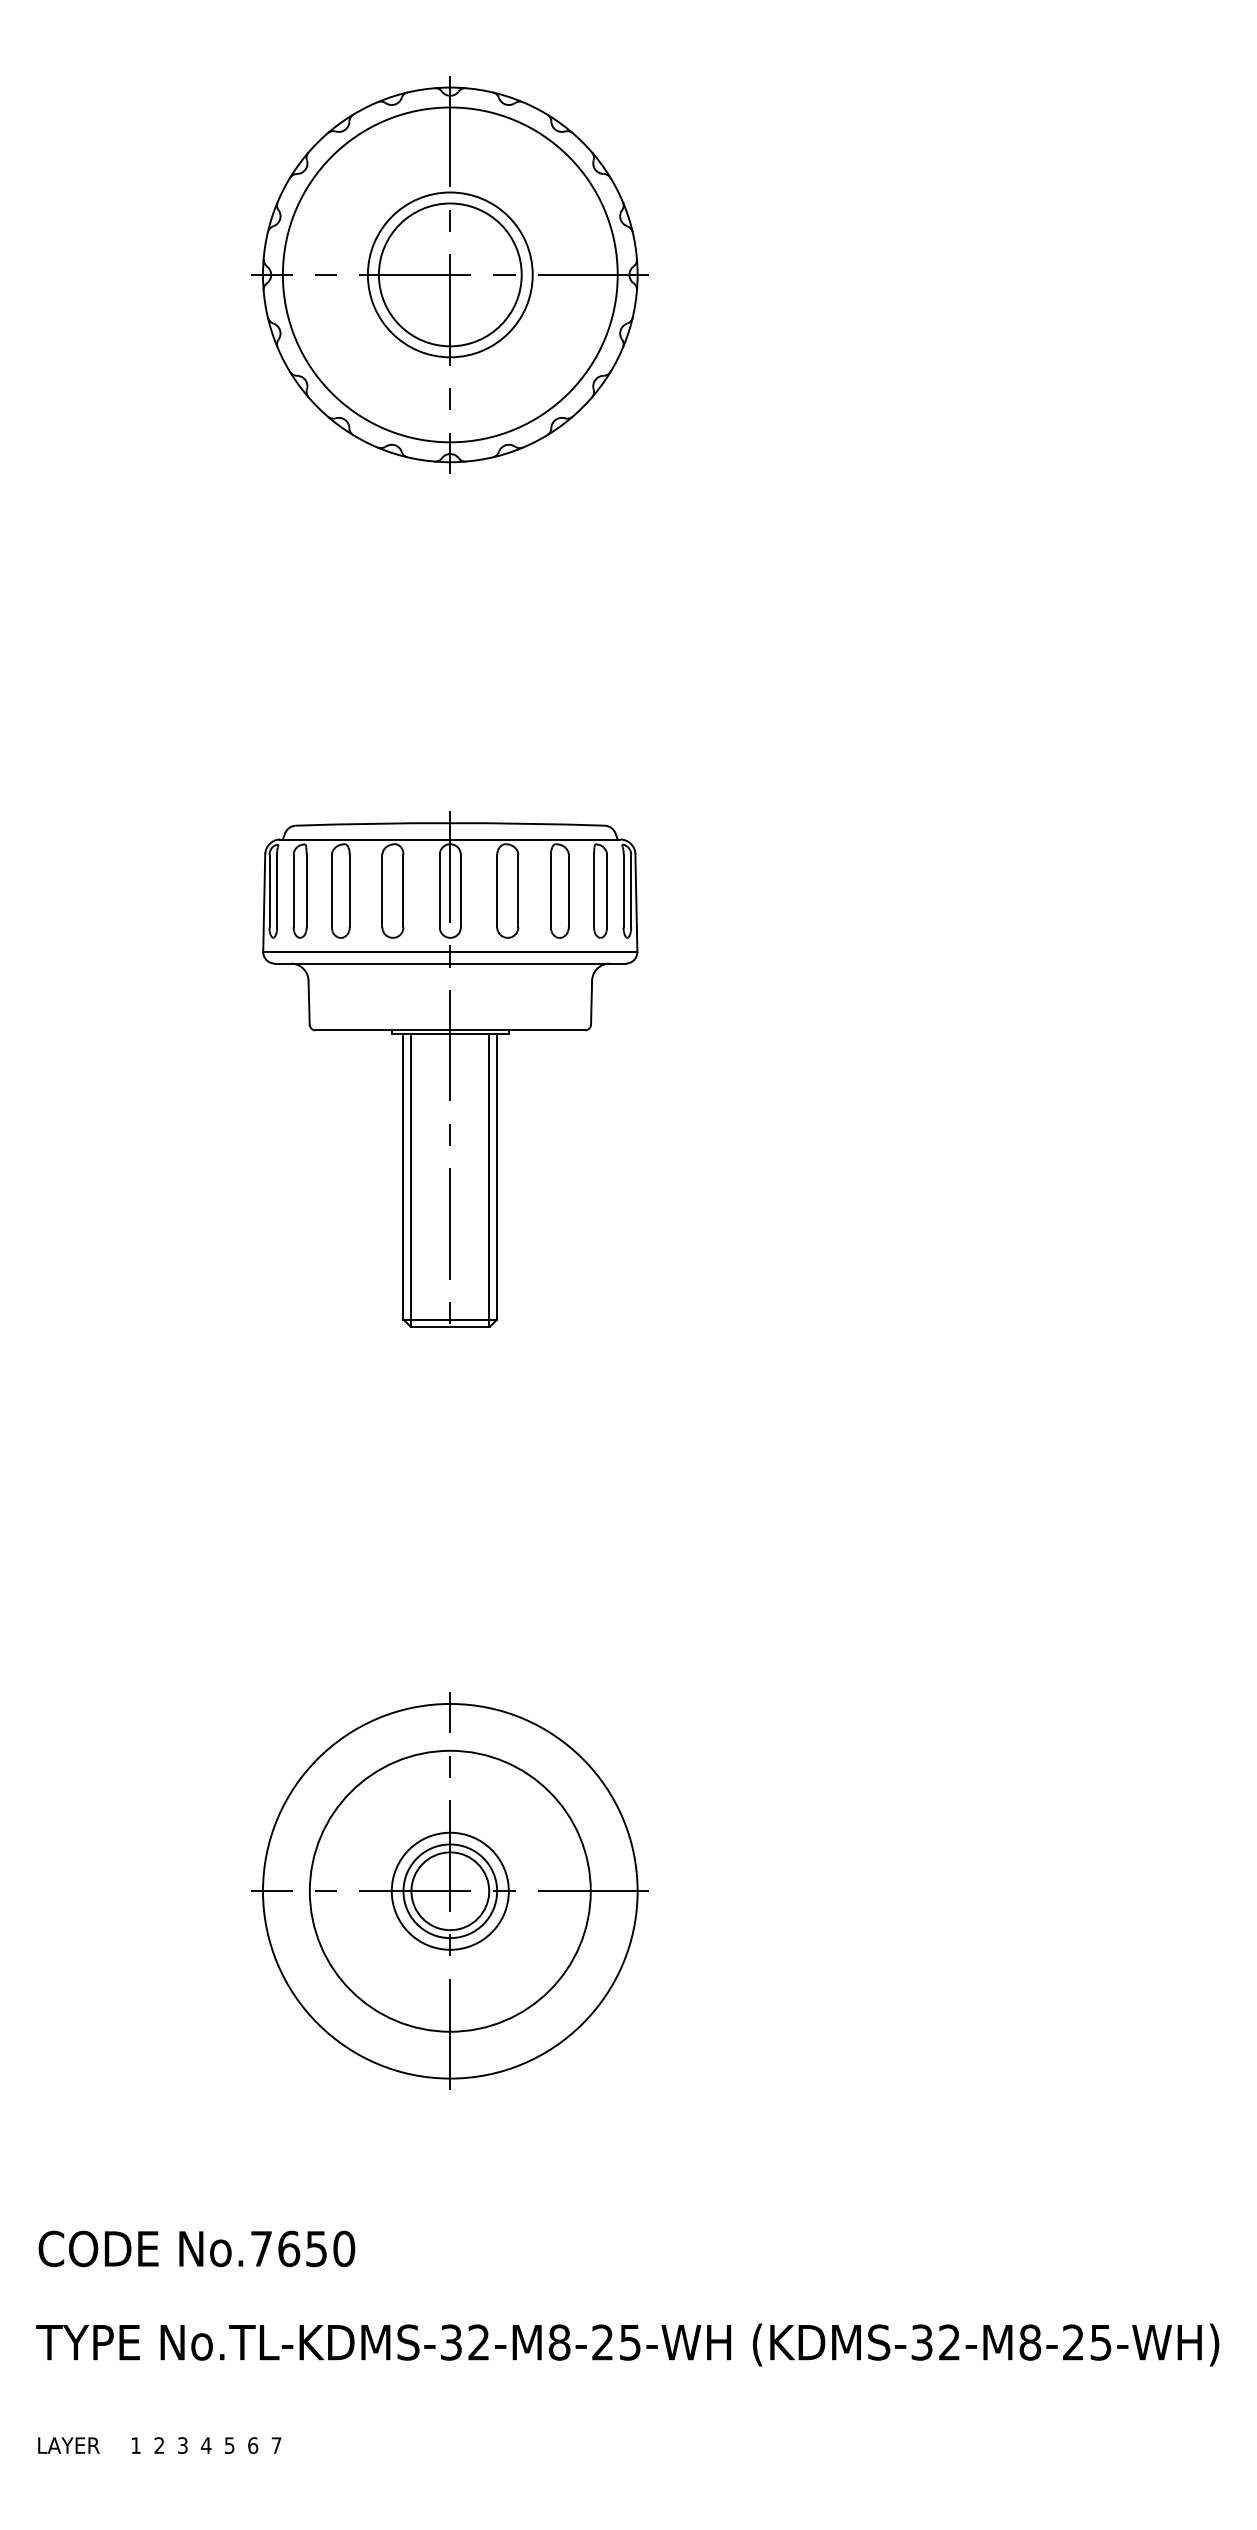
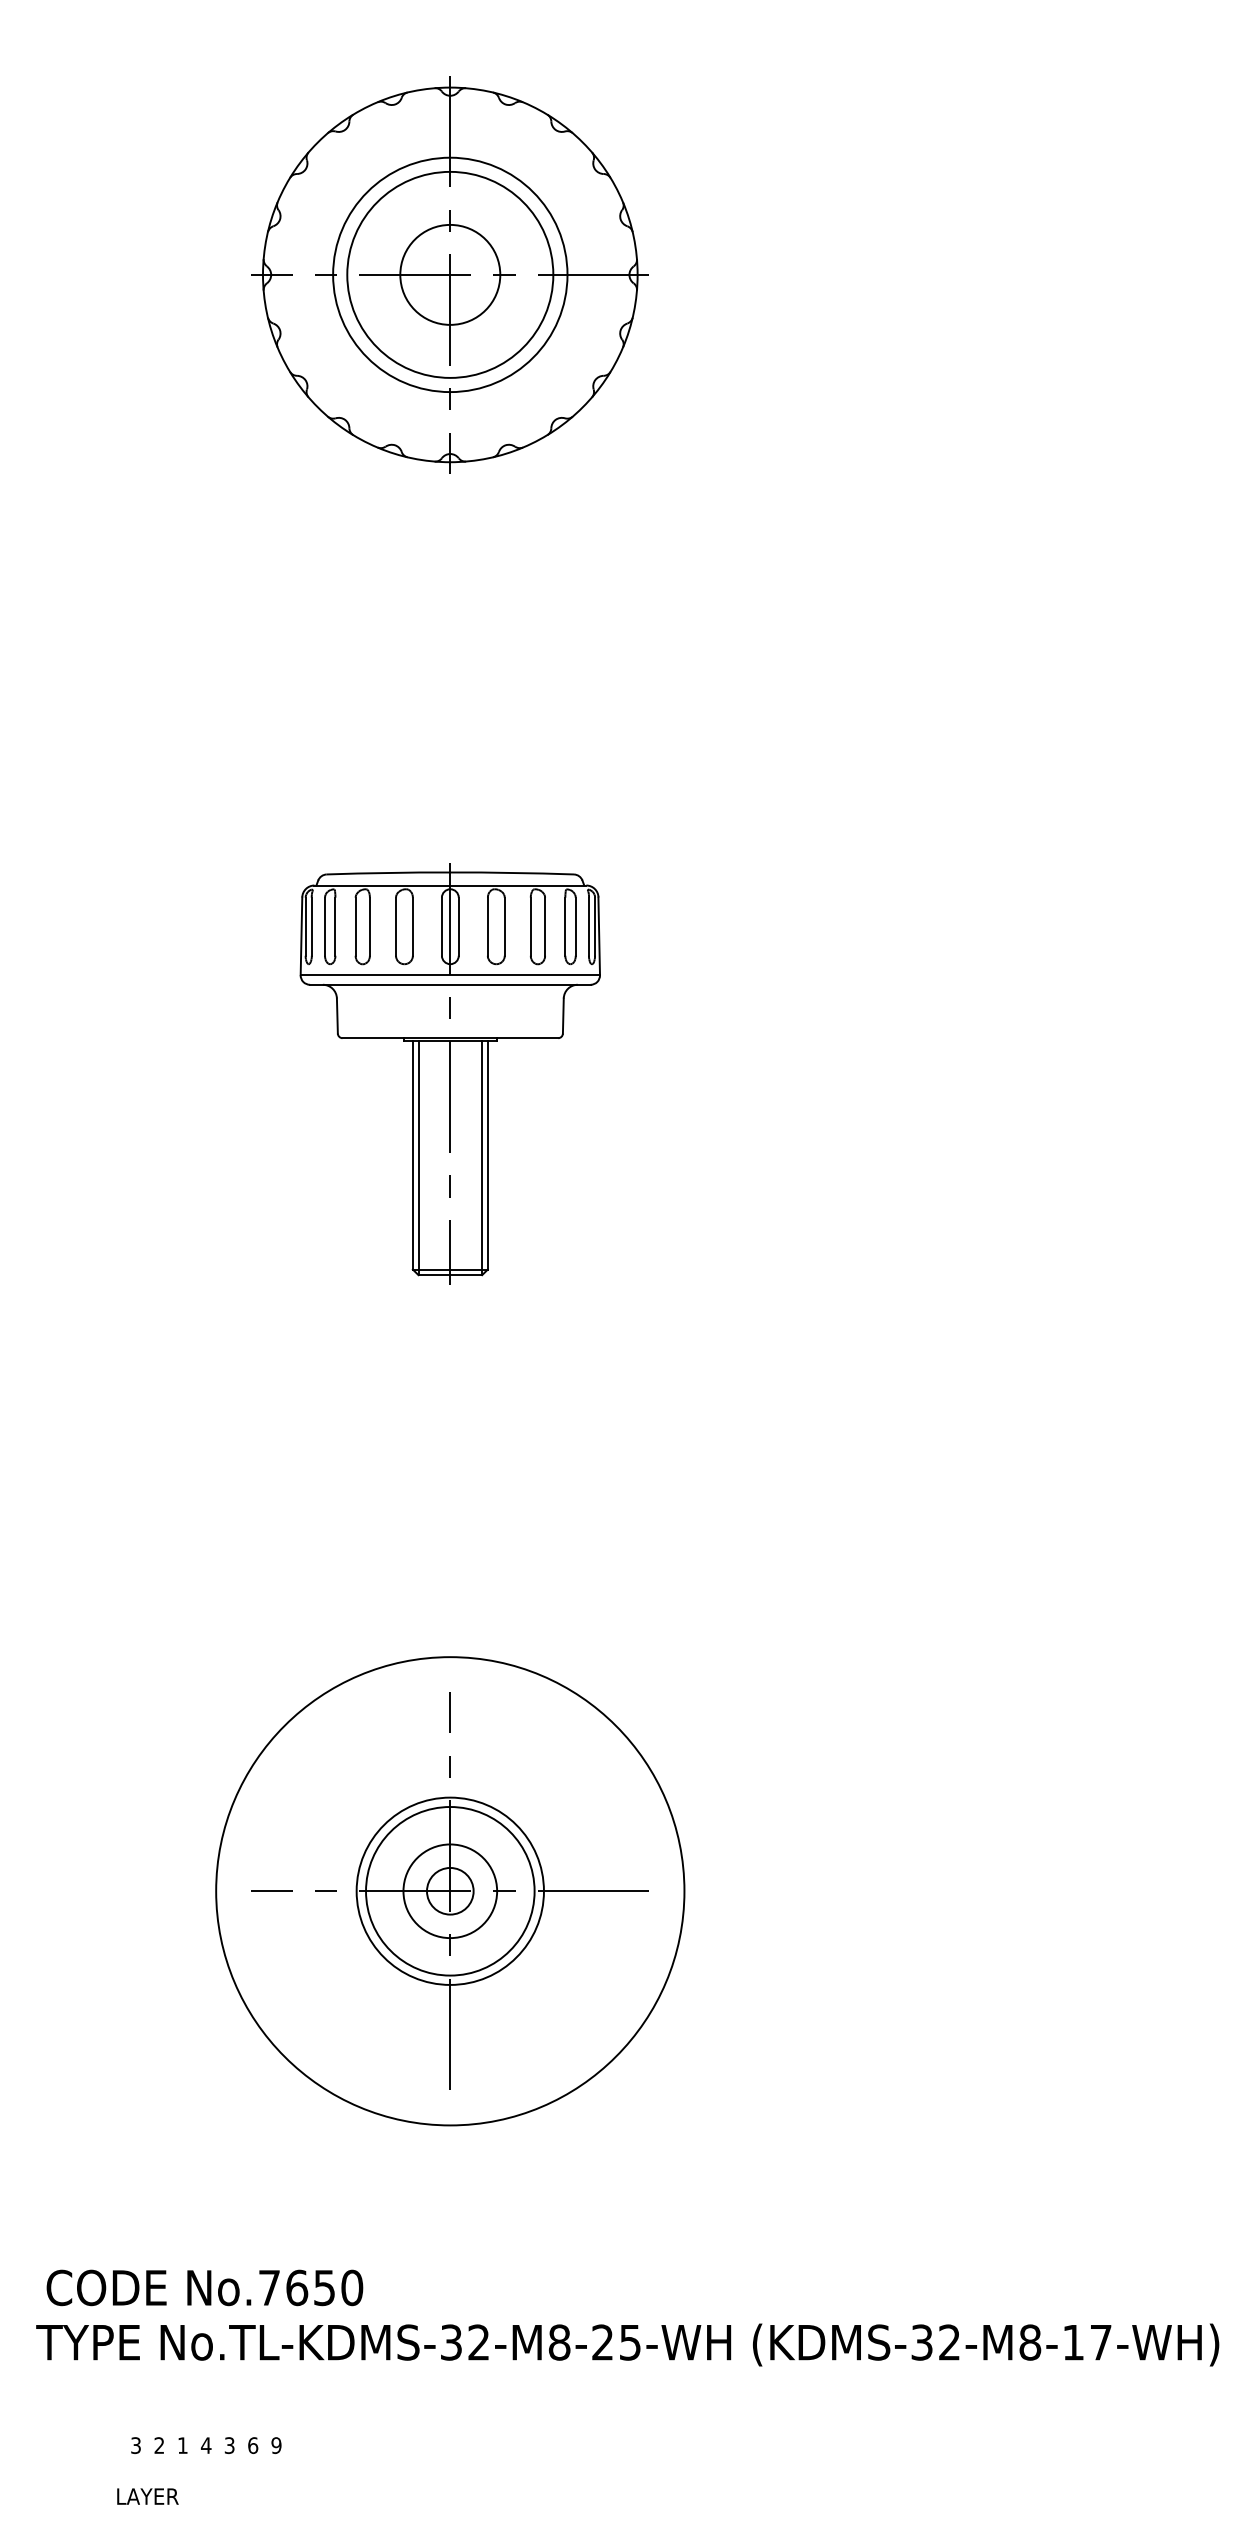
circle diameter: 143 px -> 100 px (450, 274)
circle diameter: 165 px -> 206 px (450, 274)
circle diameter: 335 px -> 234 px (450, 274)
part size: 377x517 px -> 302x417 px (449, 1071)
circle diameter: 117 px -> 187 px (449, 1890)
circle diameter: 281 px -> 169 px (450, 1891)
circle diameter: 375 px -> 468 px (450, 1891)
circle diameter: 78 px -> 47 px (449, 1890)
text position: (196, 2248) -> (204, 2287) (204, 2287)
text: (KDMS-32-M8-25-WH) -> (KDMS-32-M8-17-WH) (1087, 2342)
text position: (68, 2445) -> (147, 2496) (147, 2496)
text: 1 -> 3 (135, 2445)
text: 3 -> 1 (182, 2445)
text: 5 -> 3 (229, 2445)
text: 7 -> 9 (276, 2445)
